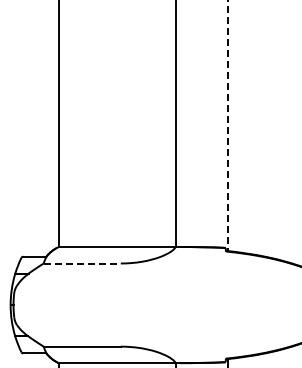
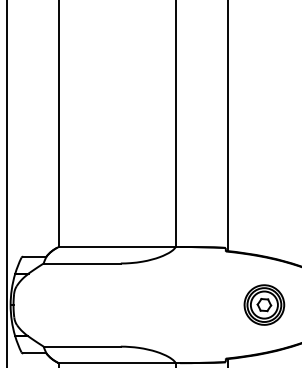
line: dashed -> solid (227, 126)
line: none -> present (6, 183)
line: dashed -> solid (82, 263)
part: none -> present (264, 304)
